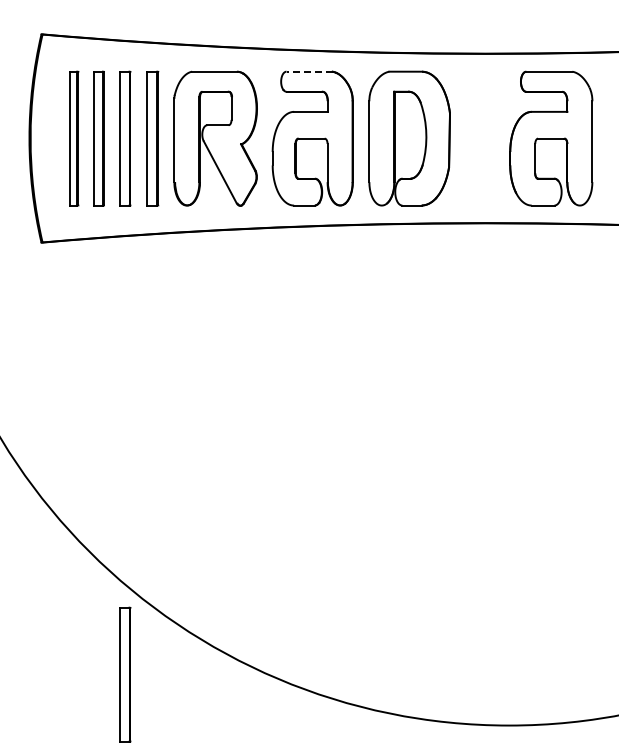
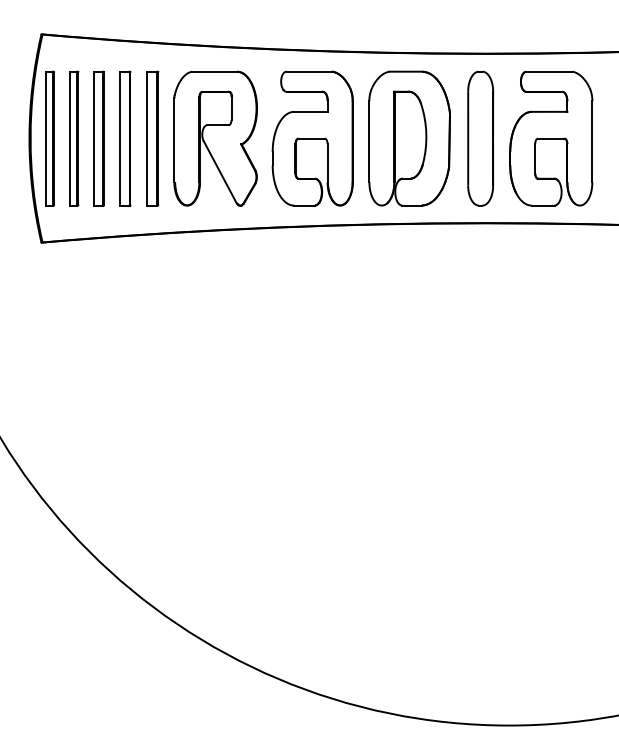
line: dashed -> solid (309, 71)
part: none -> present (49, 138)
part: none -> present (480, 138)
part: present -> none (125, 674)
